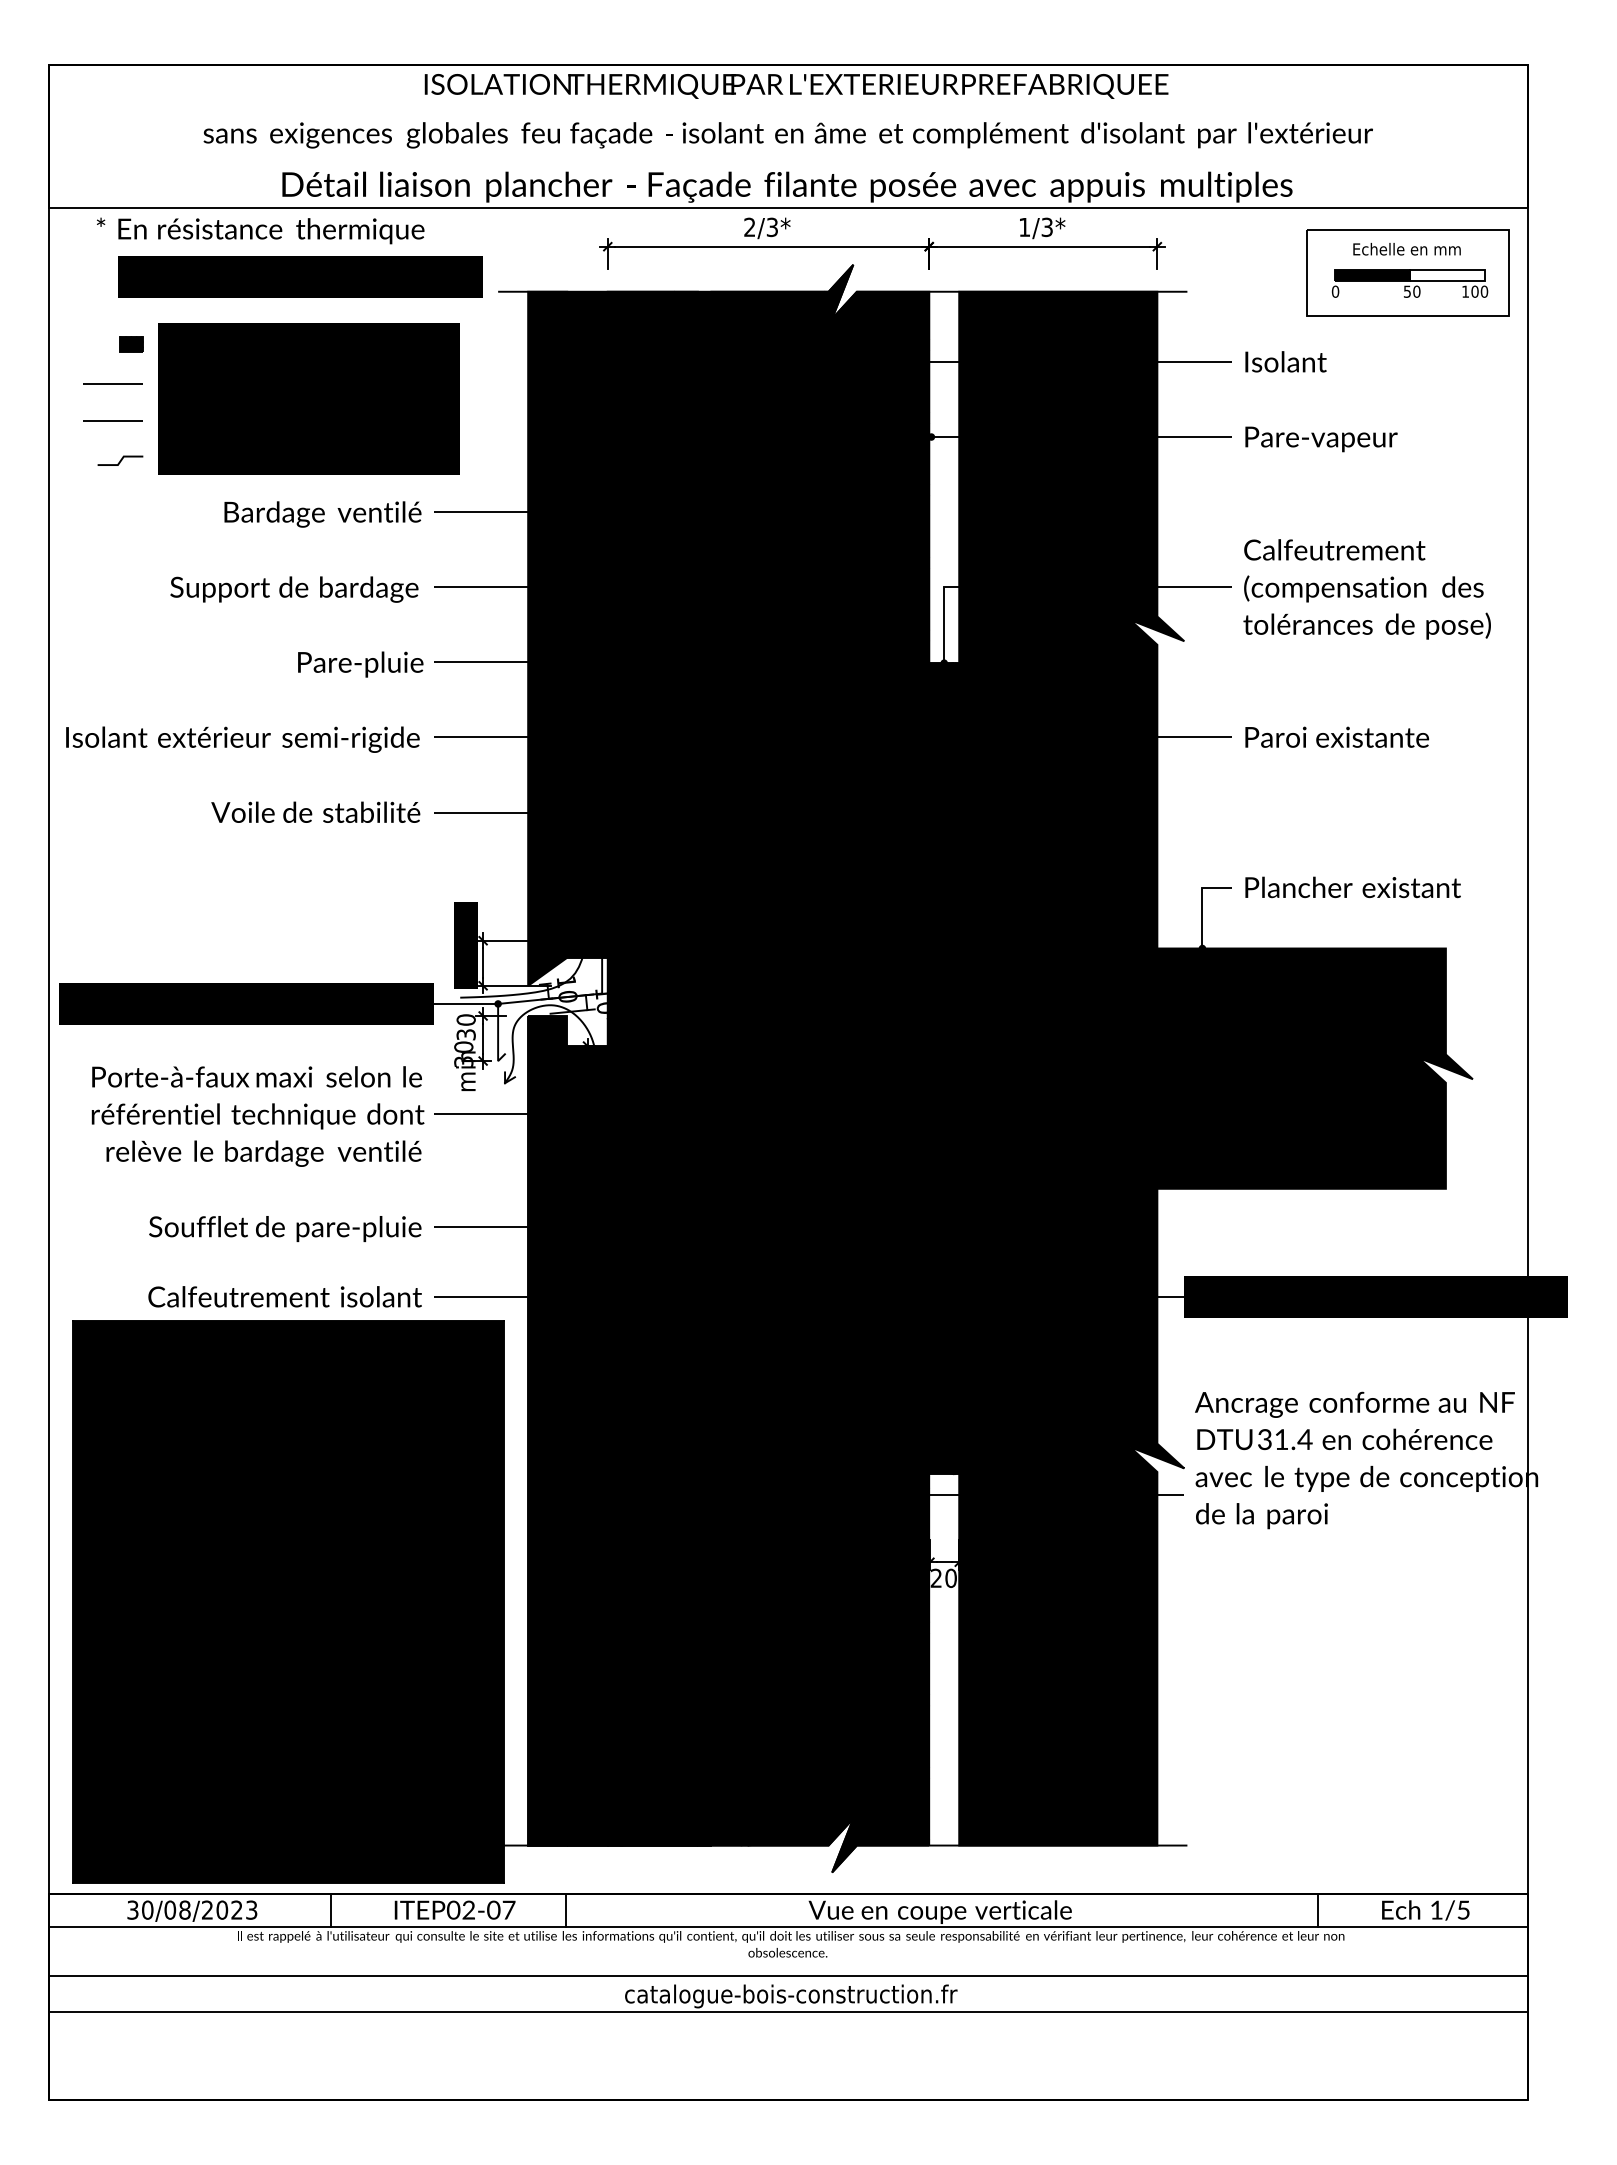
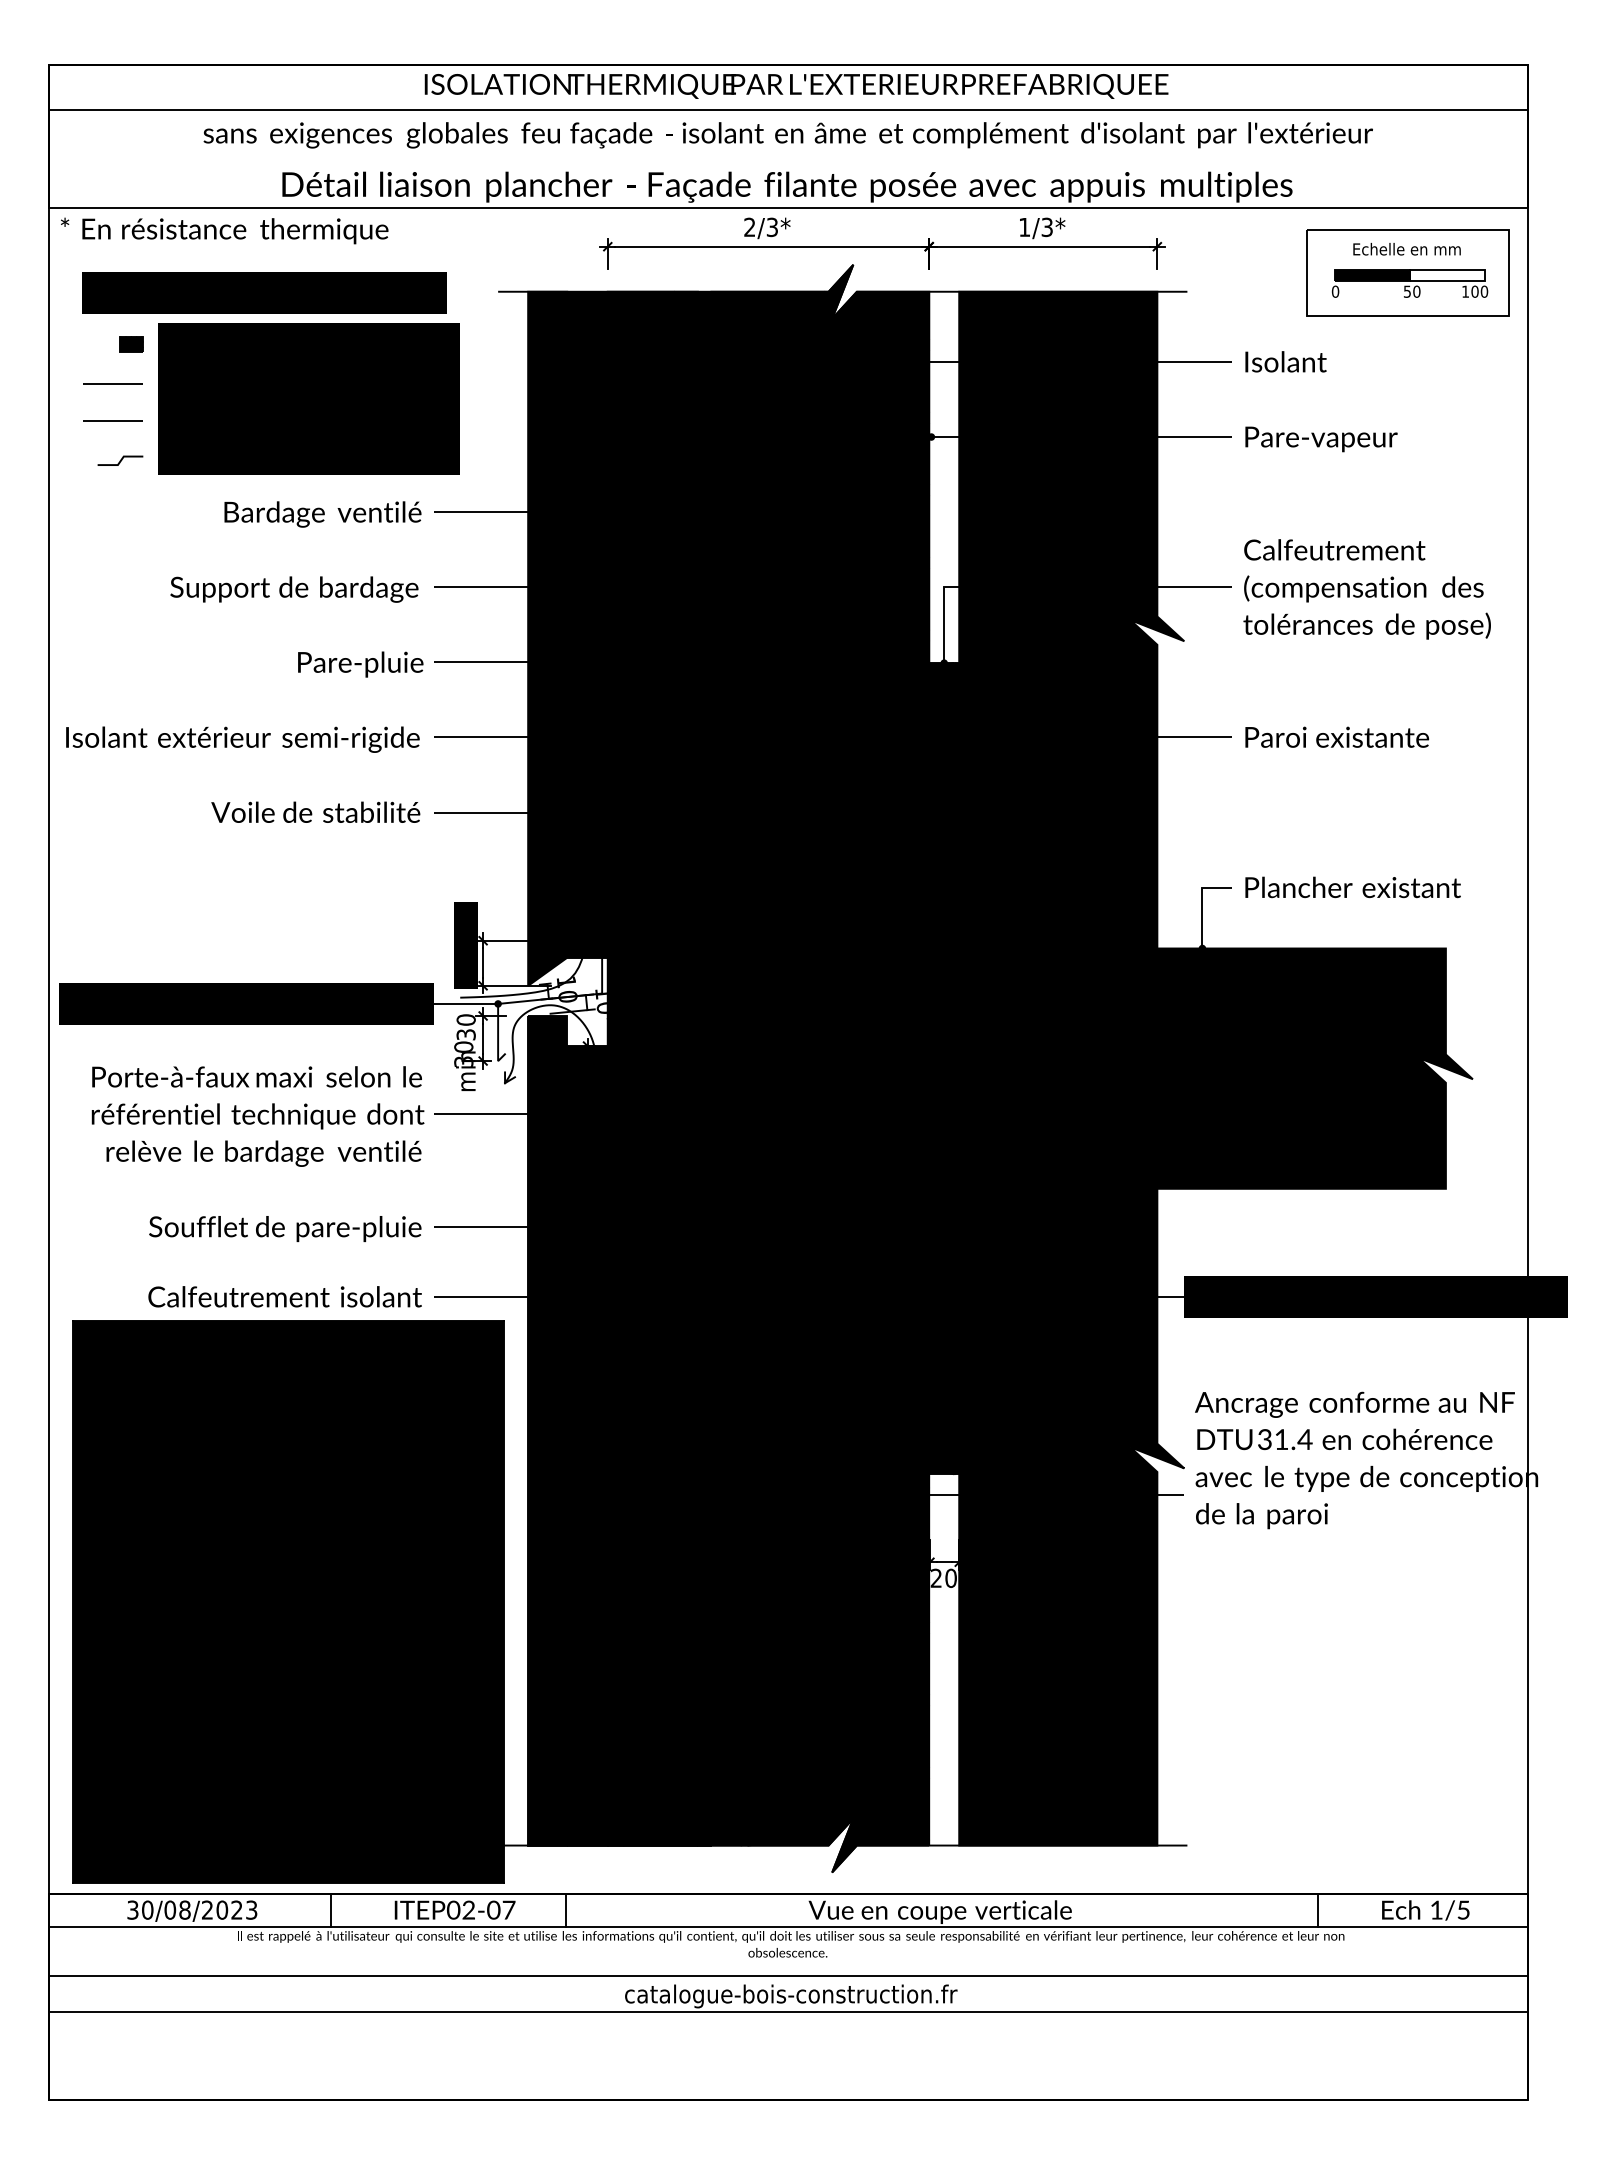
line: none -> present (788, 110)
text position: (260, 230) -> (224, 230) (224, 230)
text position: (300, 276) -> (264, 292) (264, 292)
